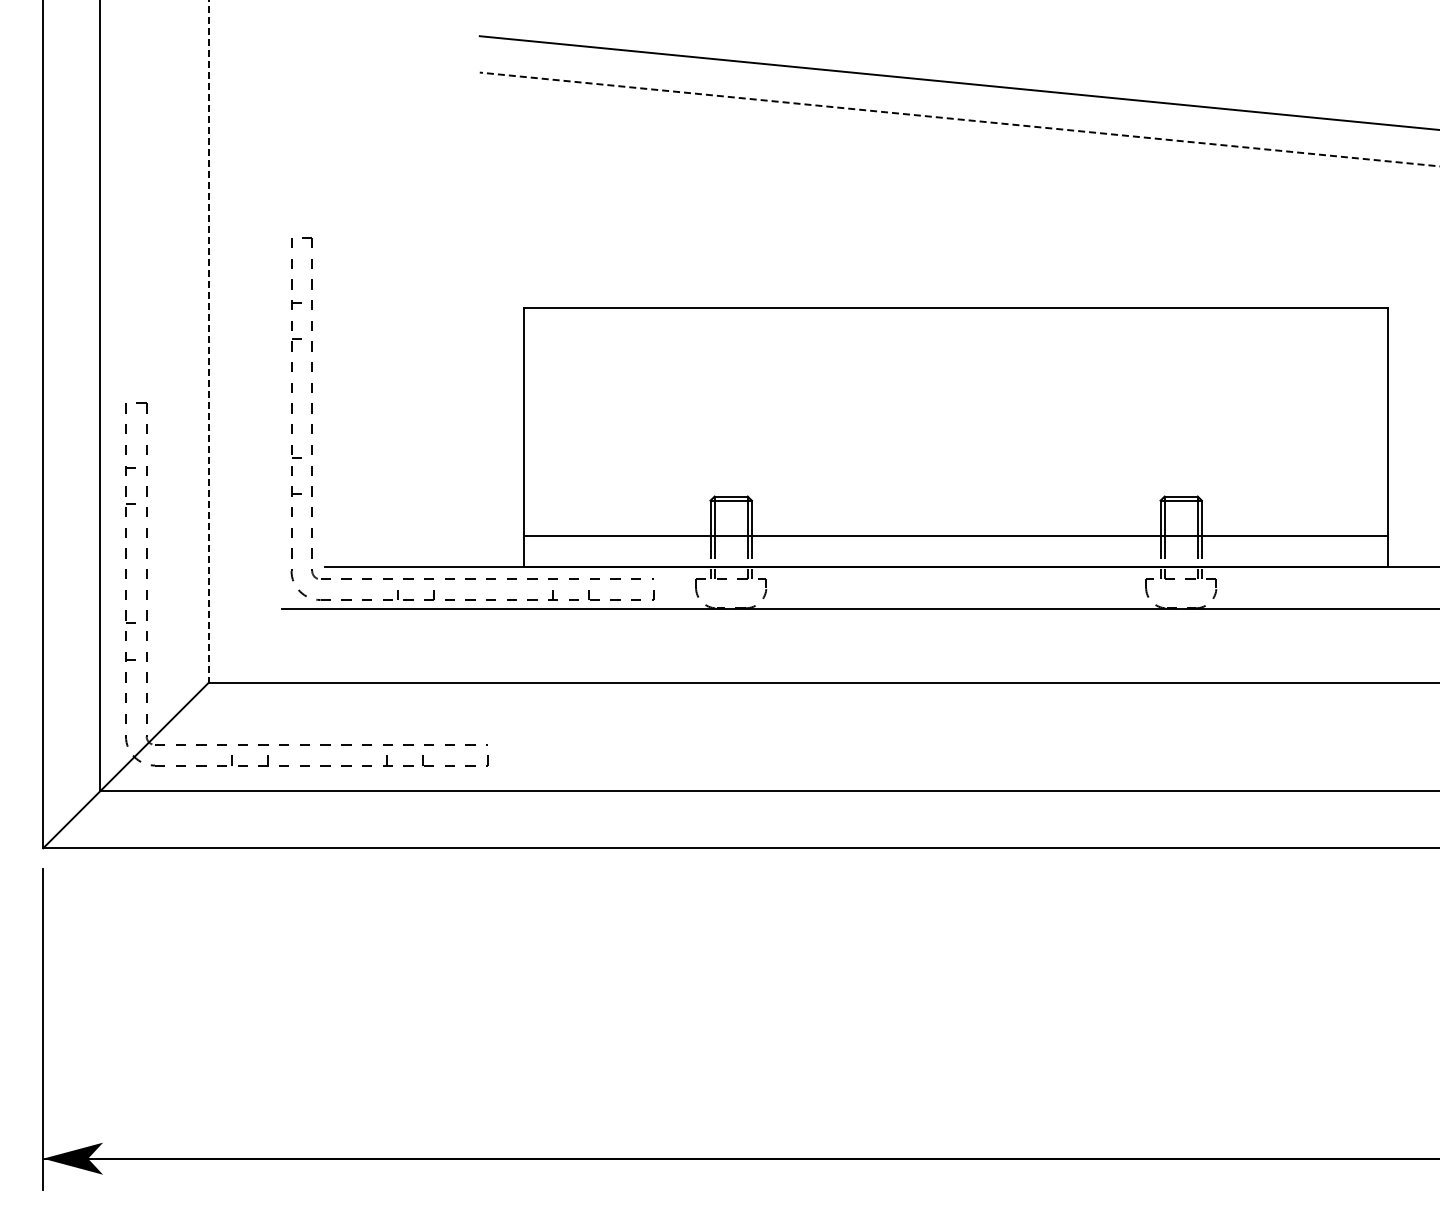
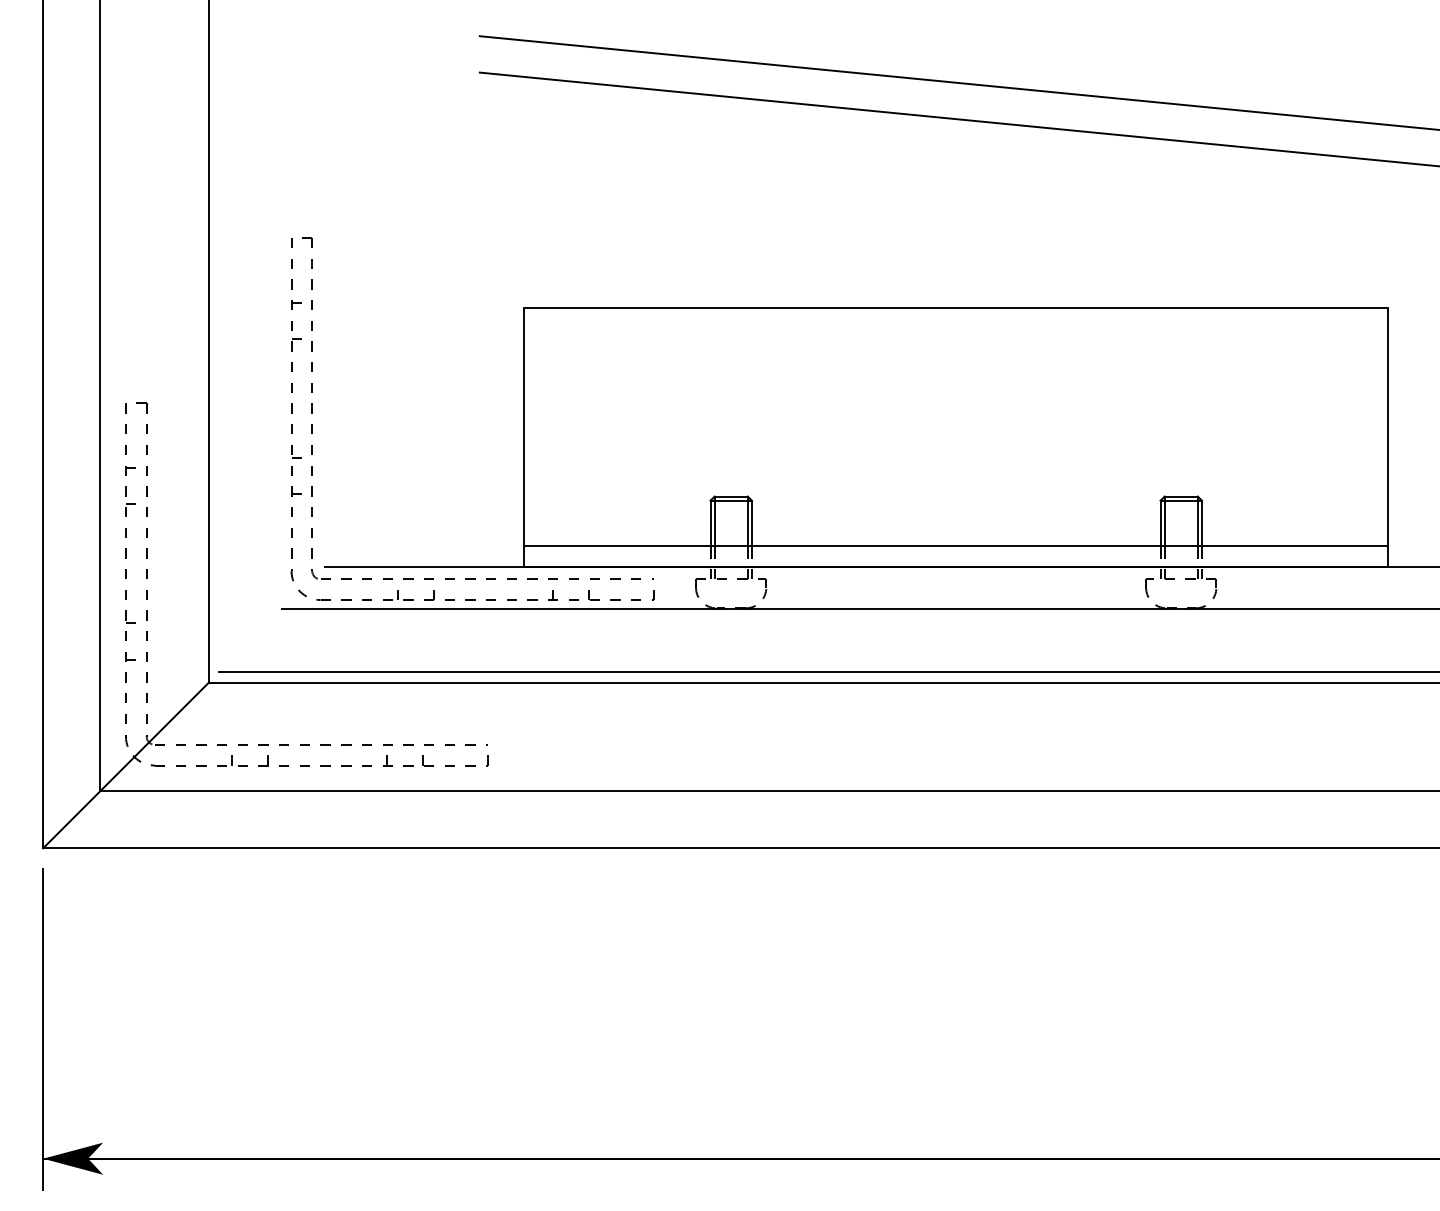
line: dashed -> solid (959, 119)
line: dashed -> solid (208, 341)
line position: (956, 536) -> (956, 546) (956, 546)
line: none -> present (827, 672)
